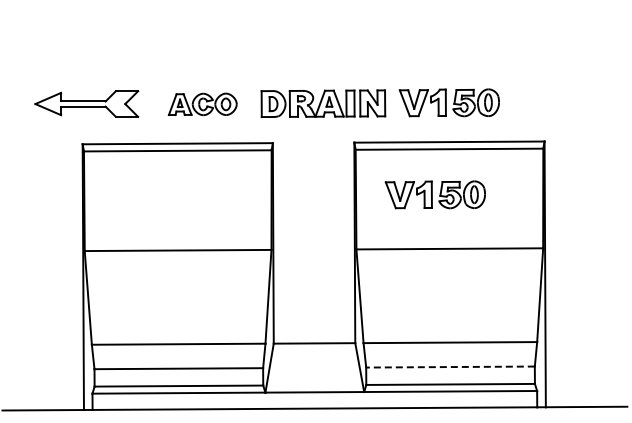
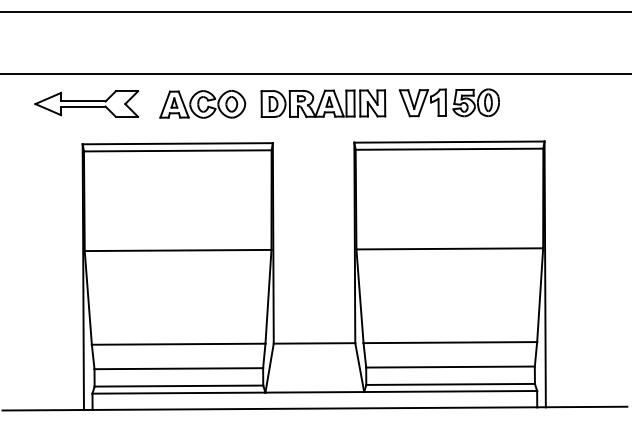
line: none -> present (315, 12)
line: none -> present (315, 74)
part size: 71x25 px -> 88x29 px (202, 104)
part: present -> none (434, 194)
line: dashed -> solid (450, 367)
